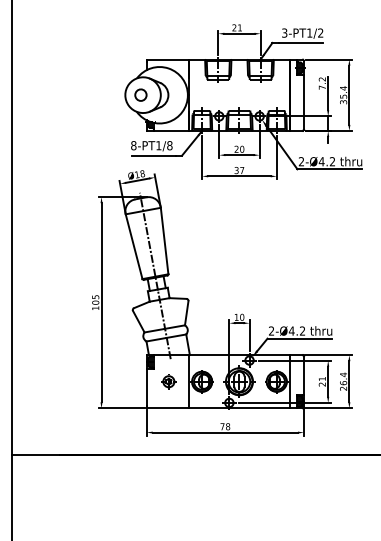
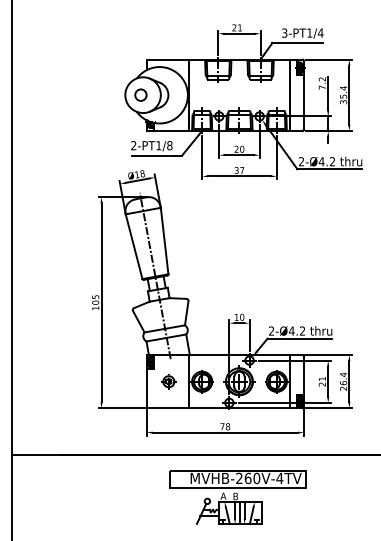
text: 3-PT1/2 -> 3-PT1/4 (320, 32)
text: 8-PT1/8 -> 2-PT1/8 (133, 145)
part: none -> present (237, 497)
